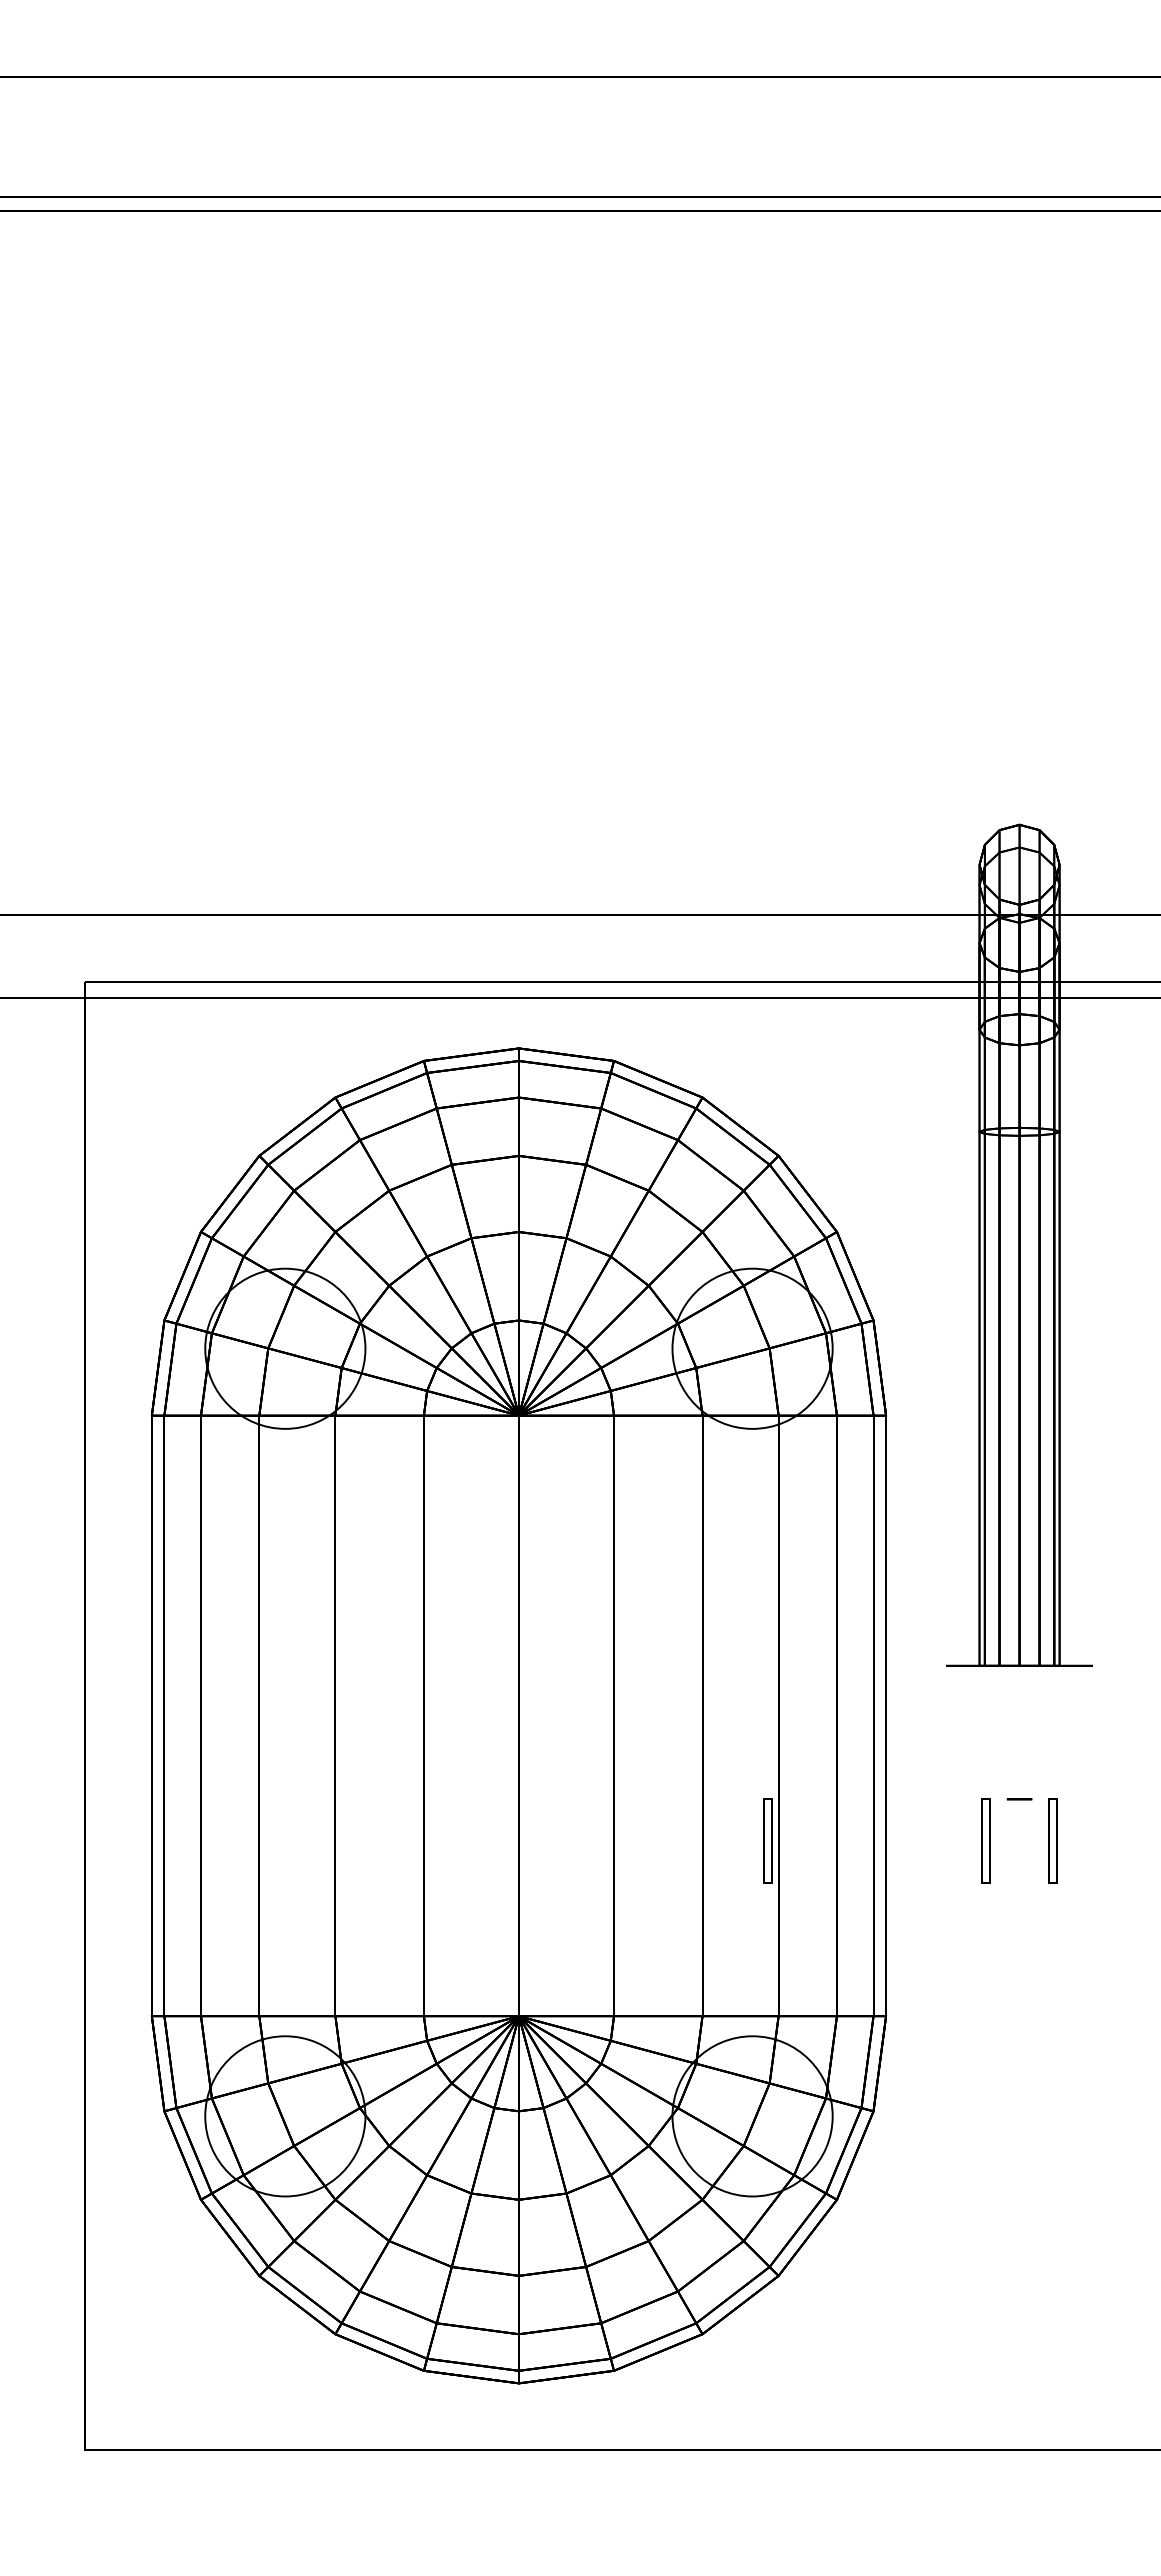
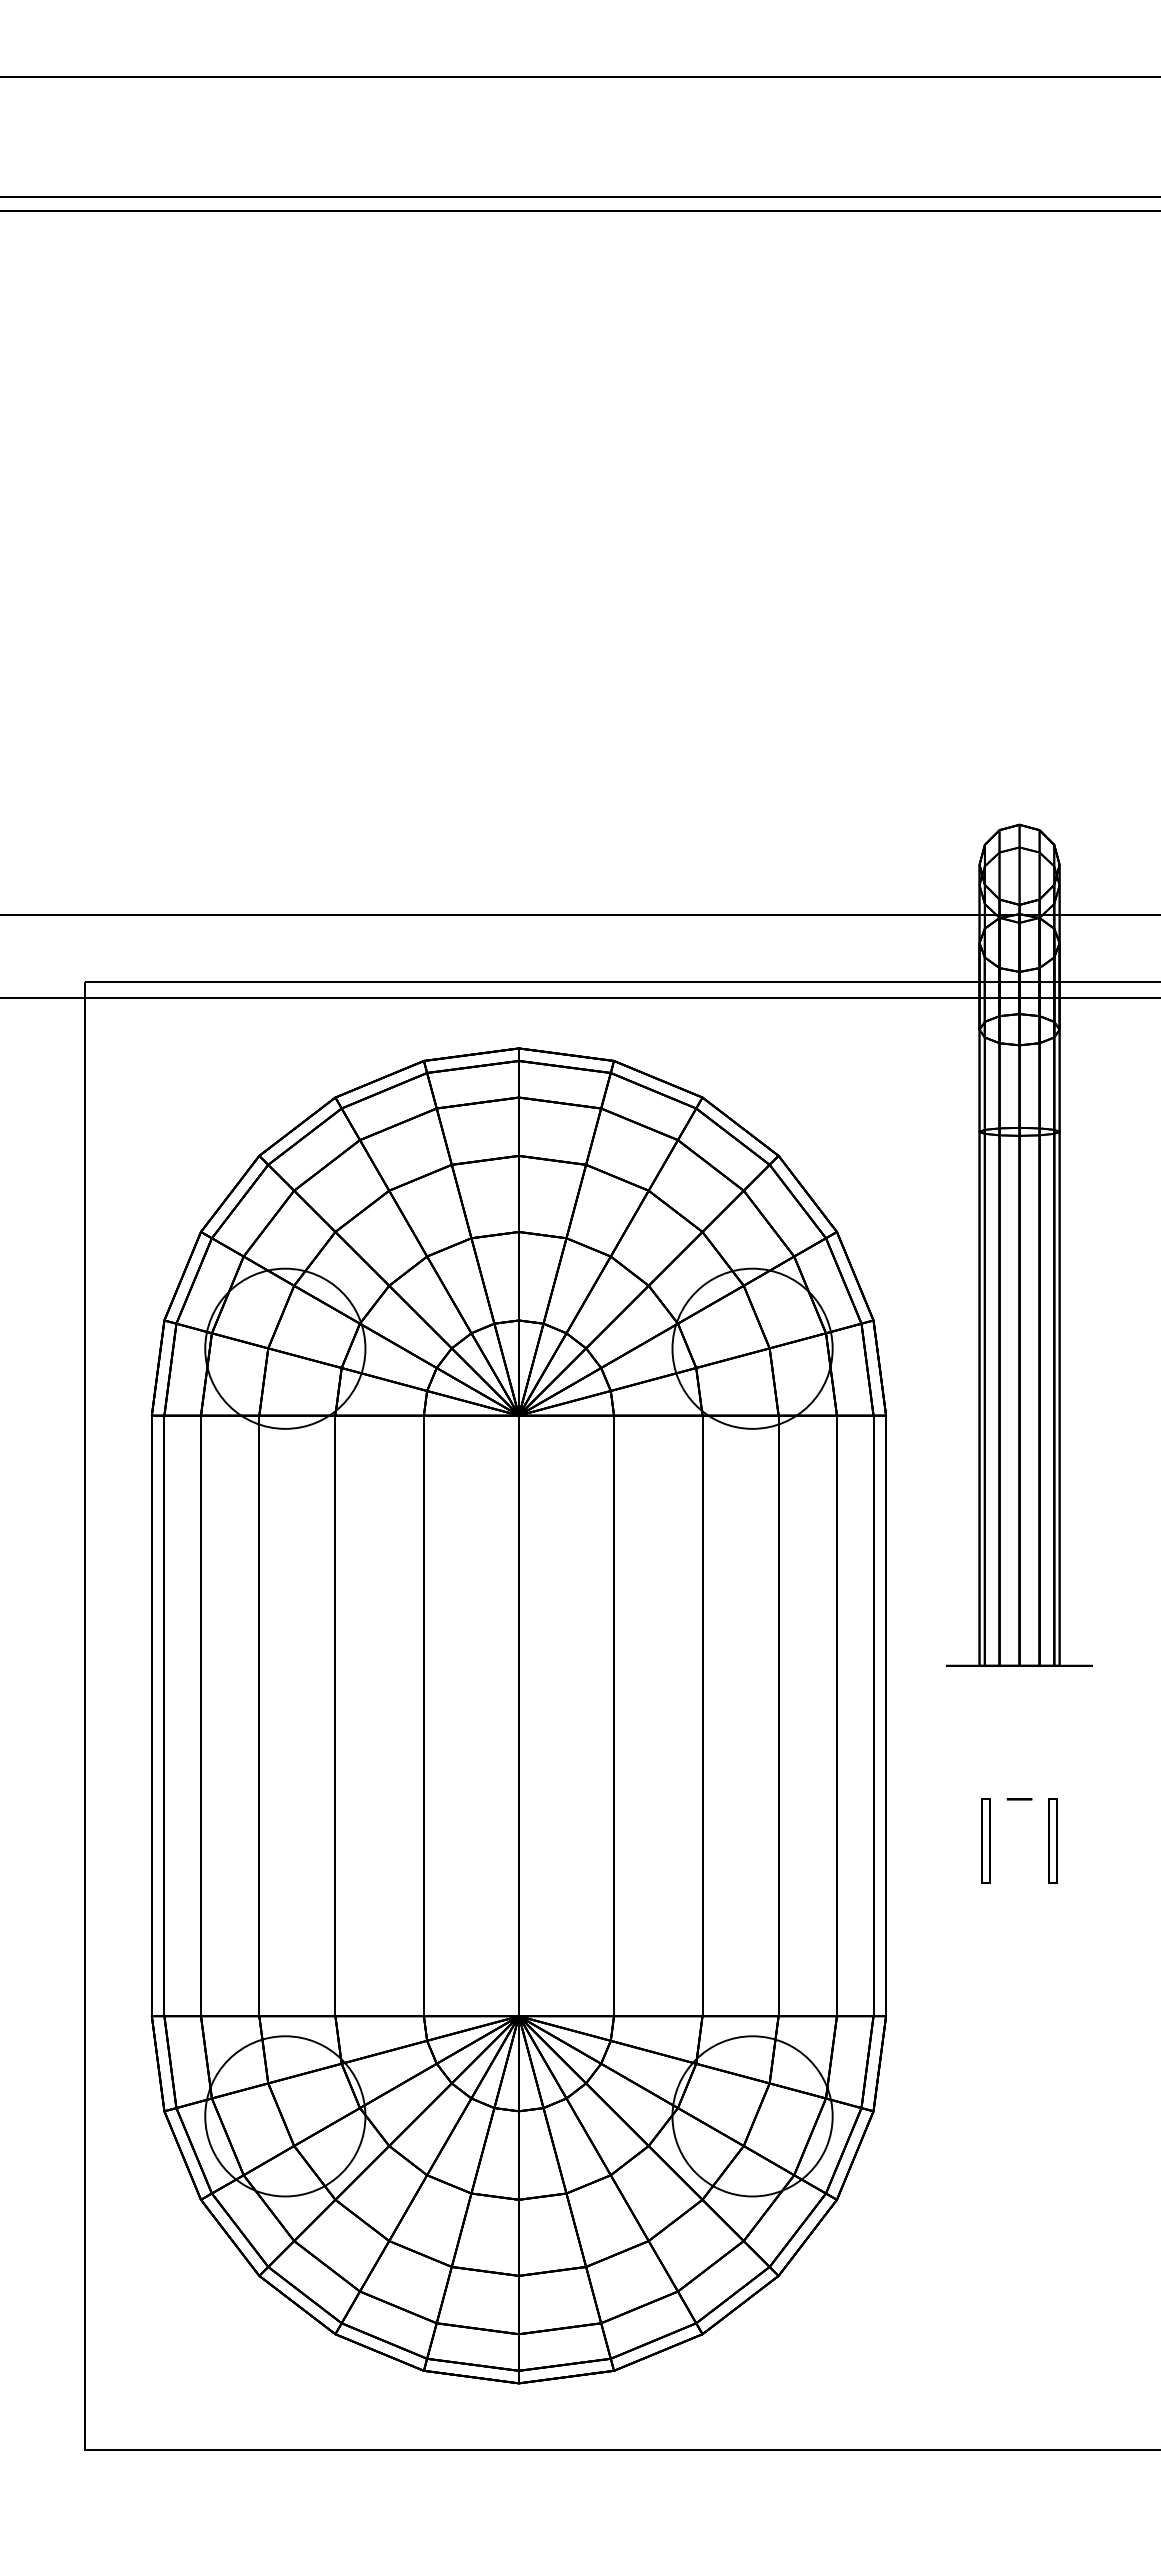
part: present -> none (767, 1840)
